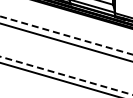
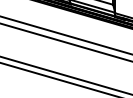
line: dashed -> solid (67, 35)
line: dashed -> solid (65, 75)
